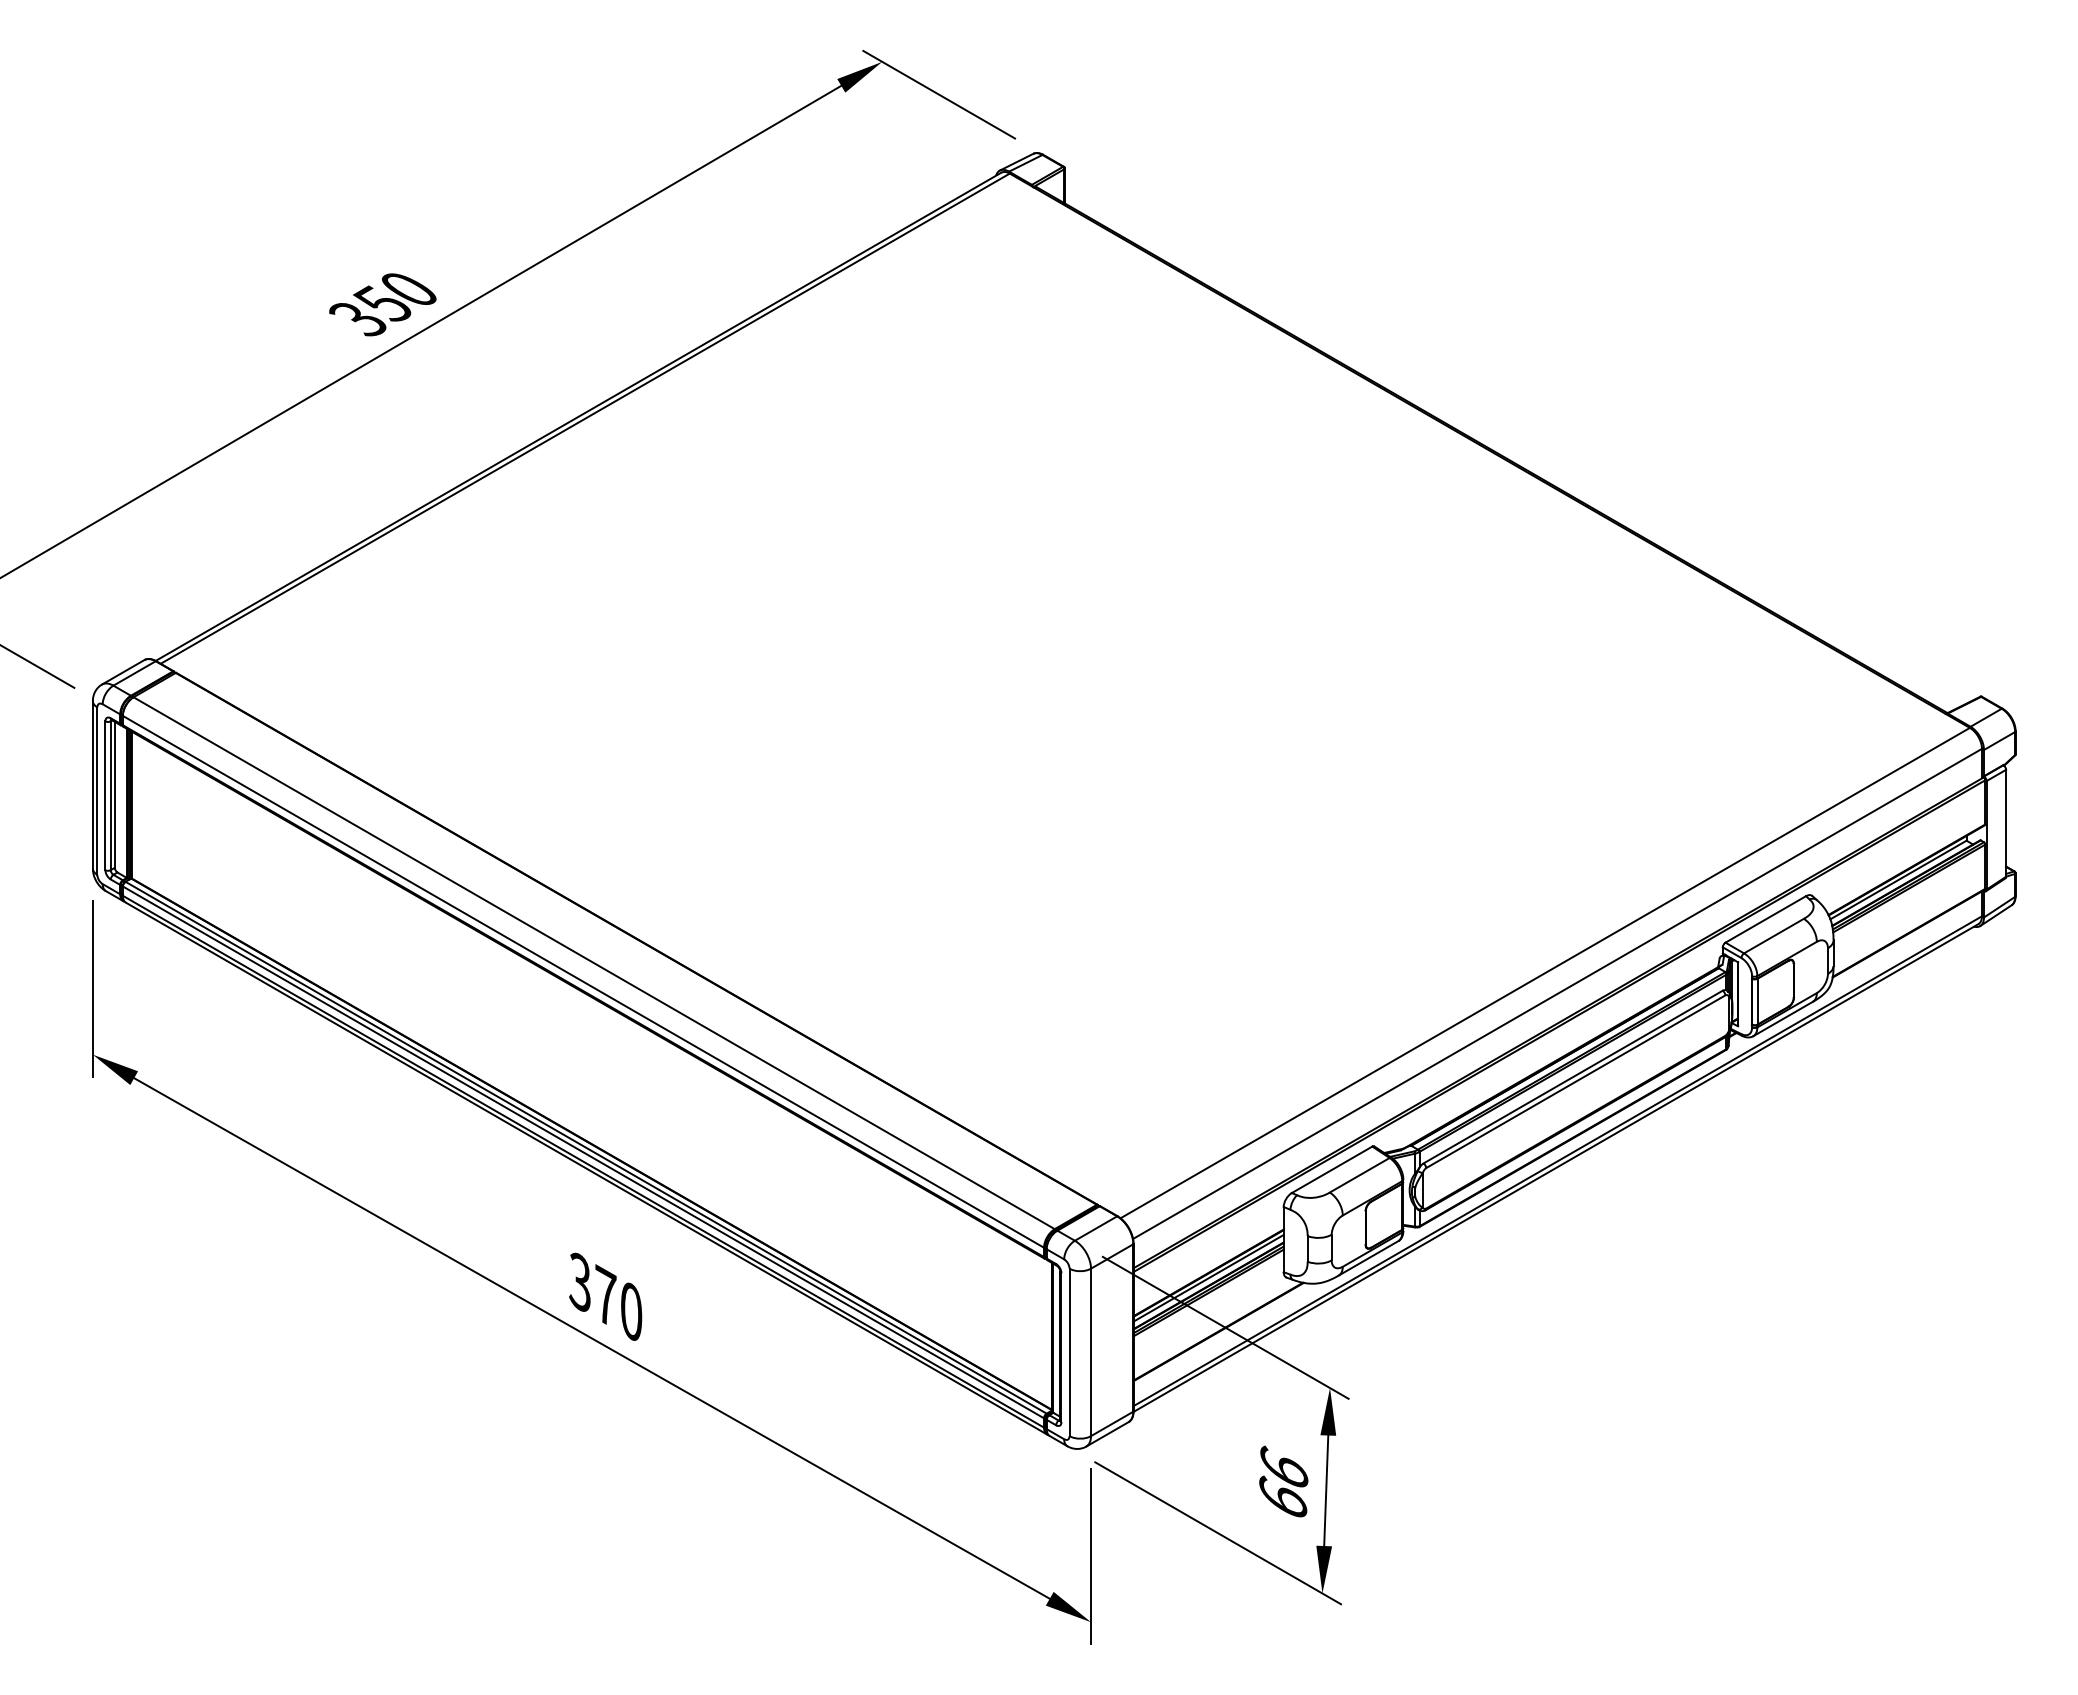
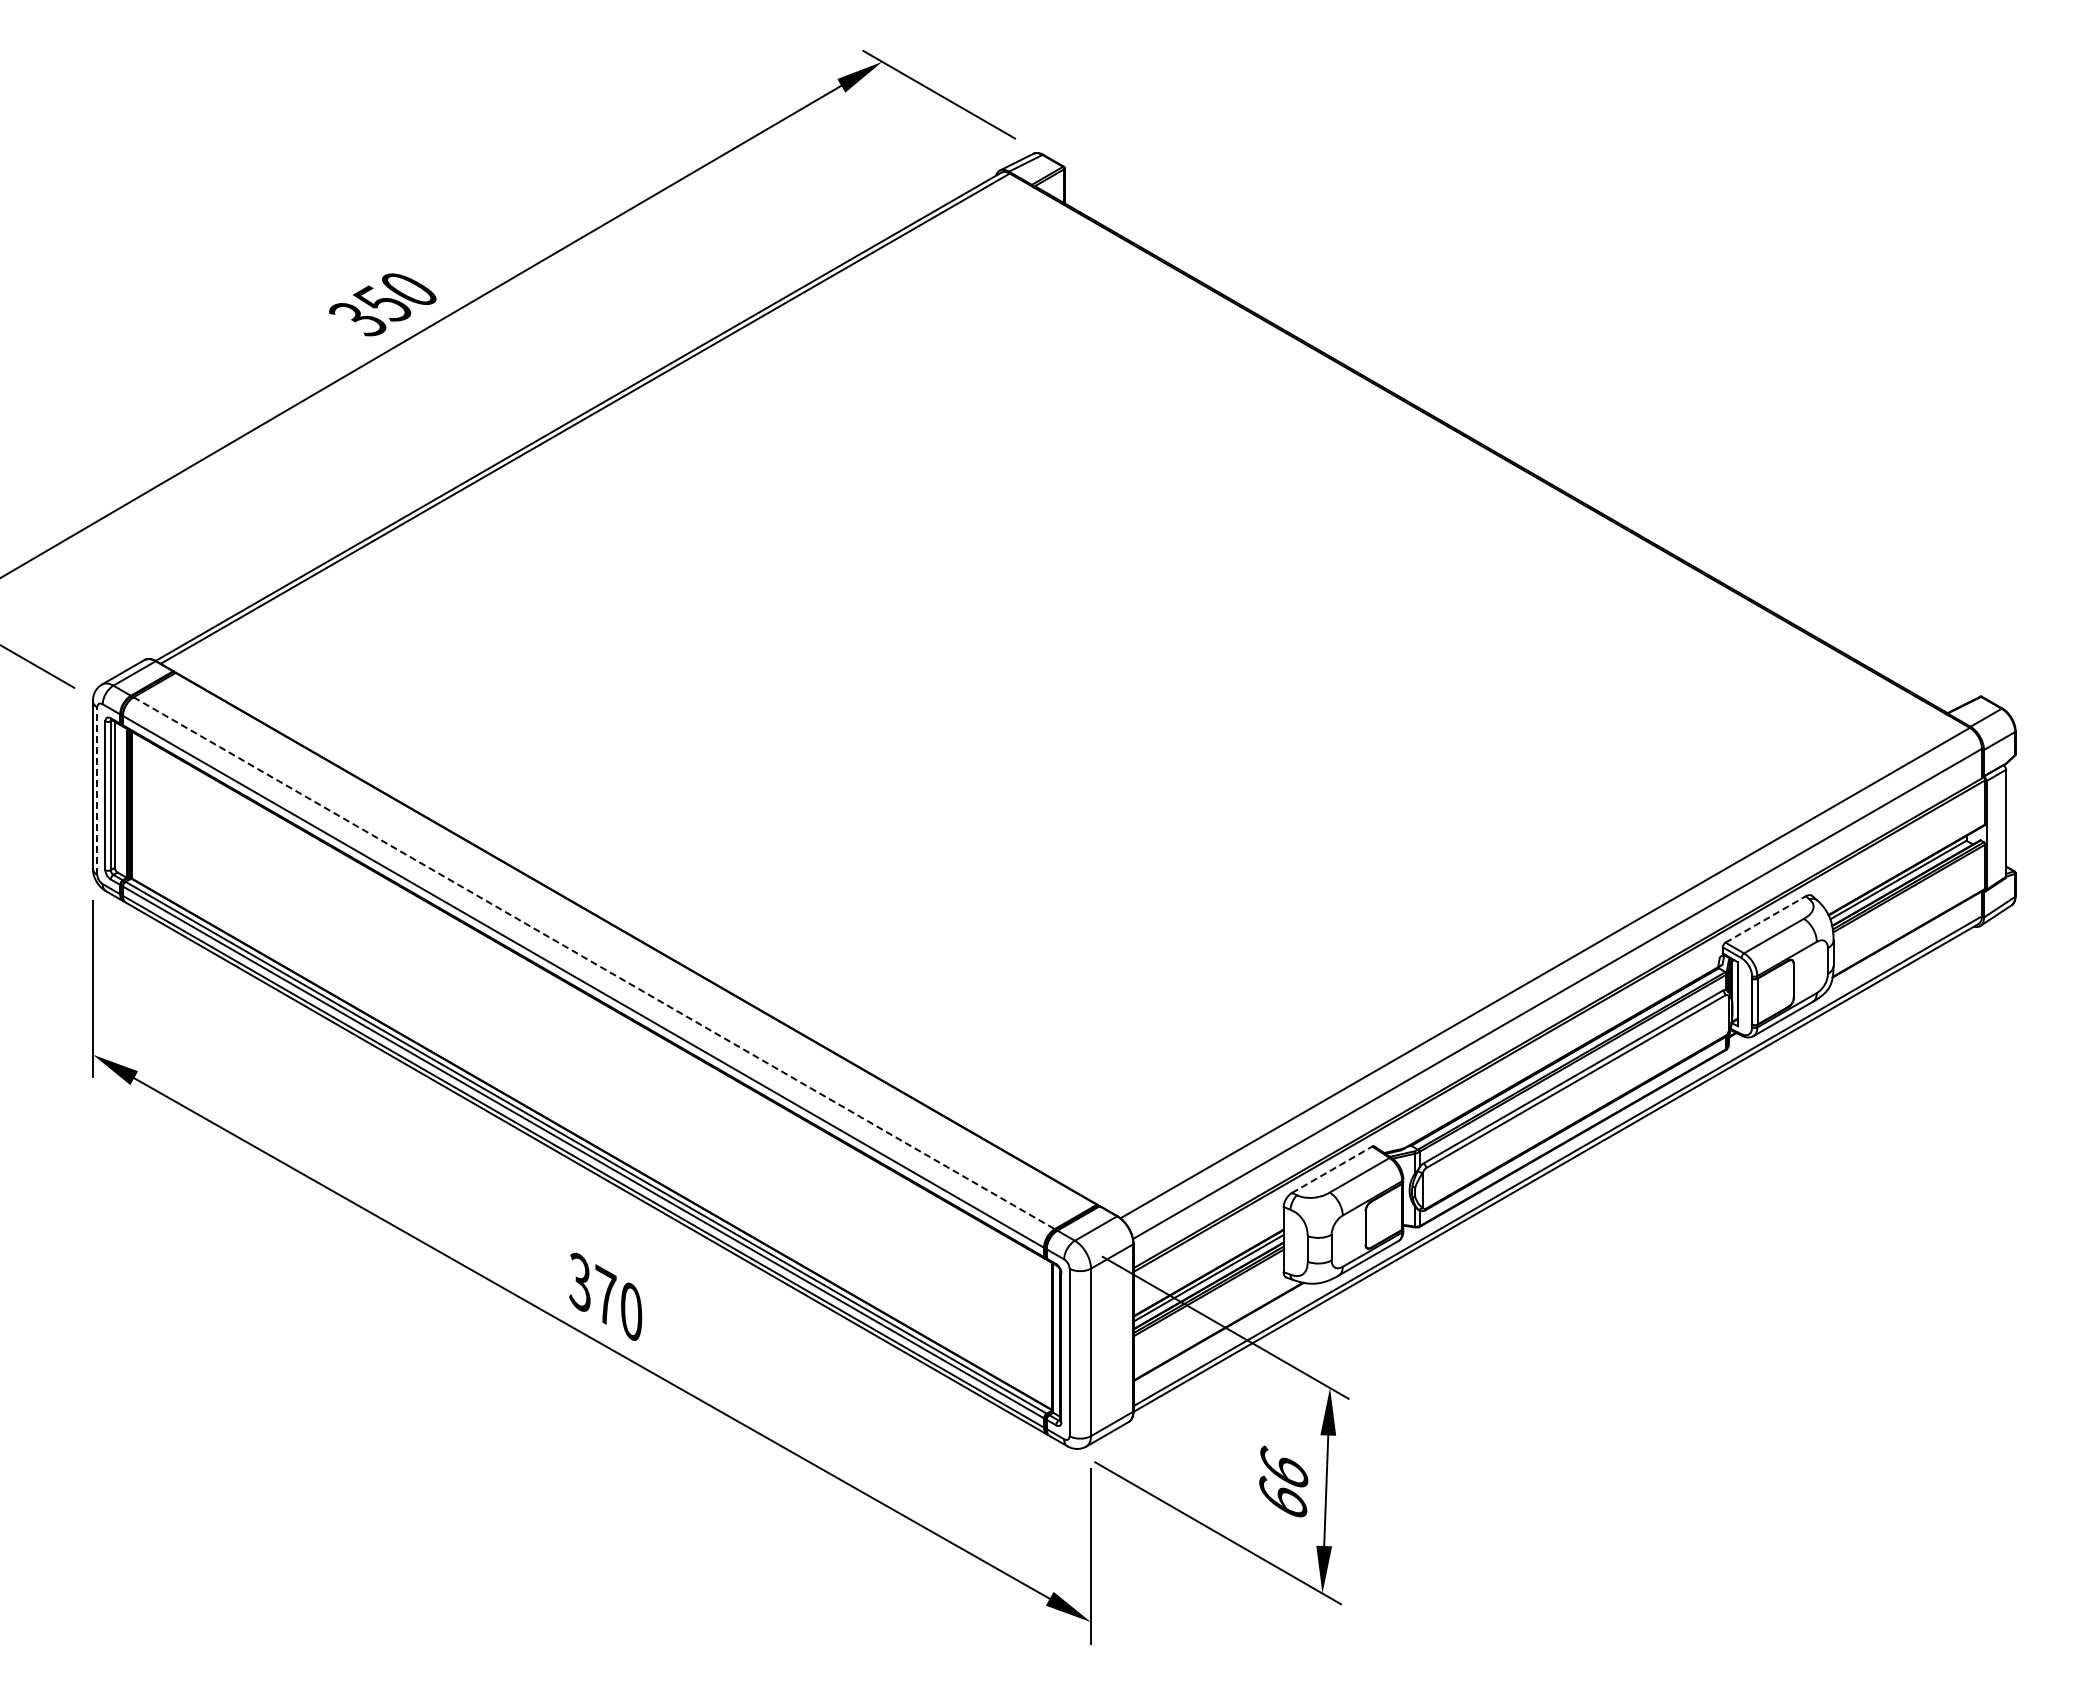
line: solid -> dashed (97, 791)
line: solid -> dashed (1766, 919)
line: solid -> dashed (594, 963)
line: solid -> dashed (1332, 1169)
